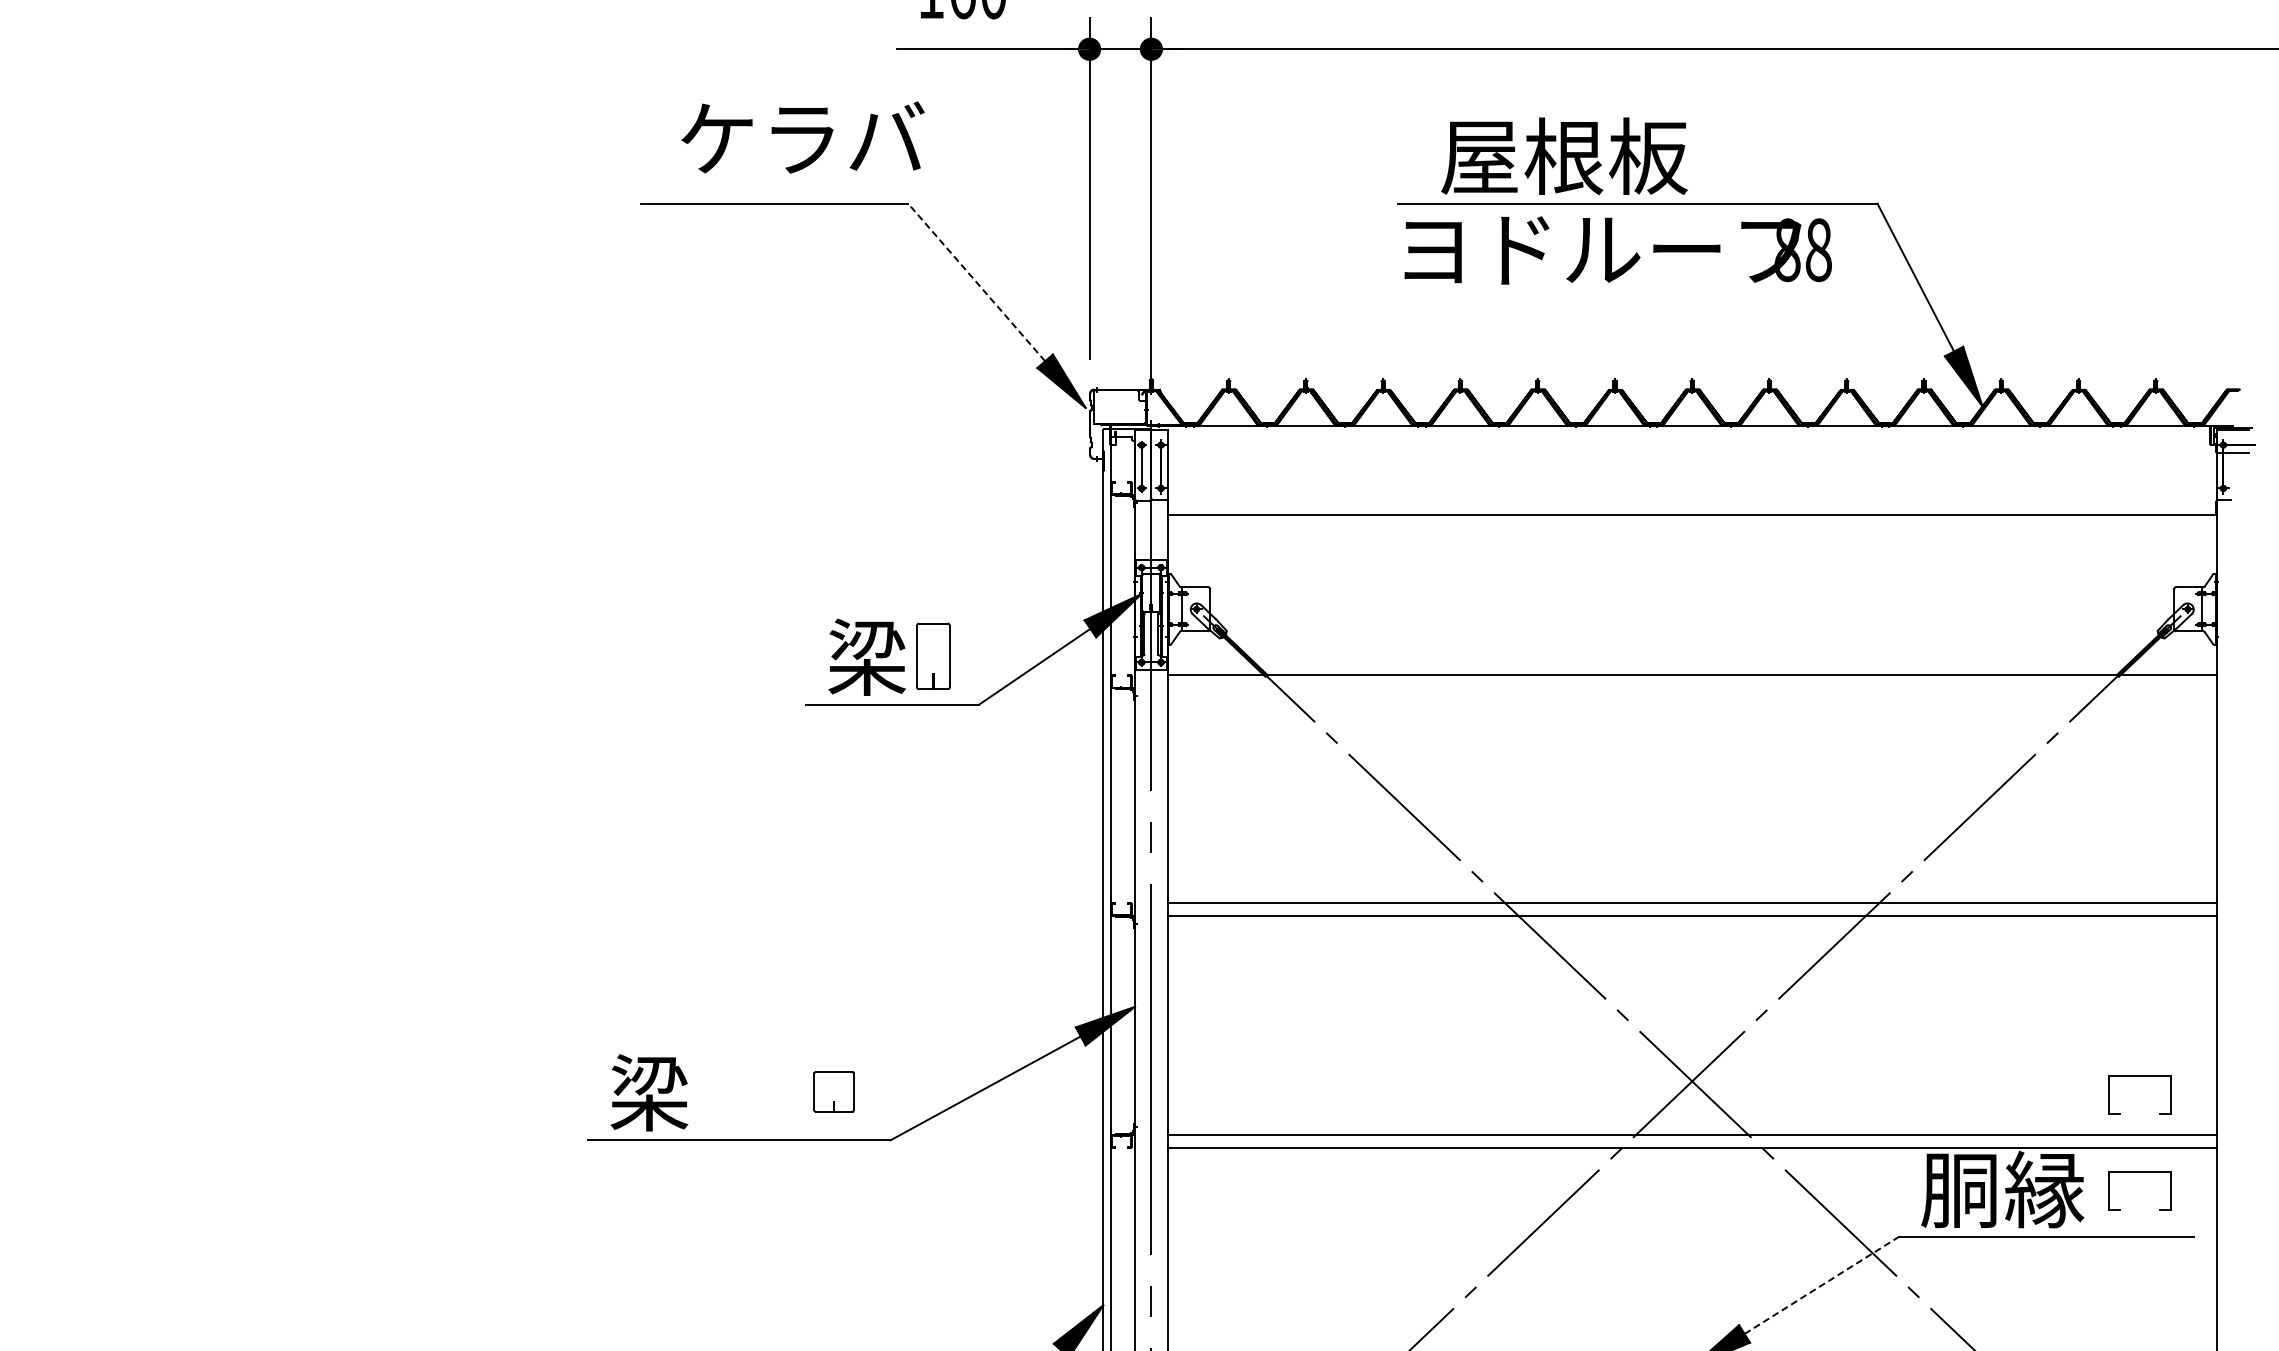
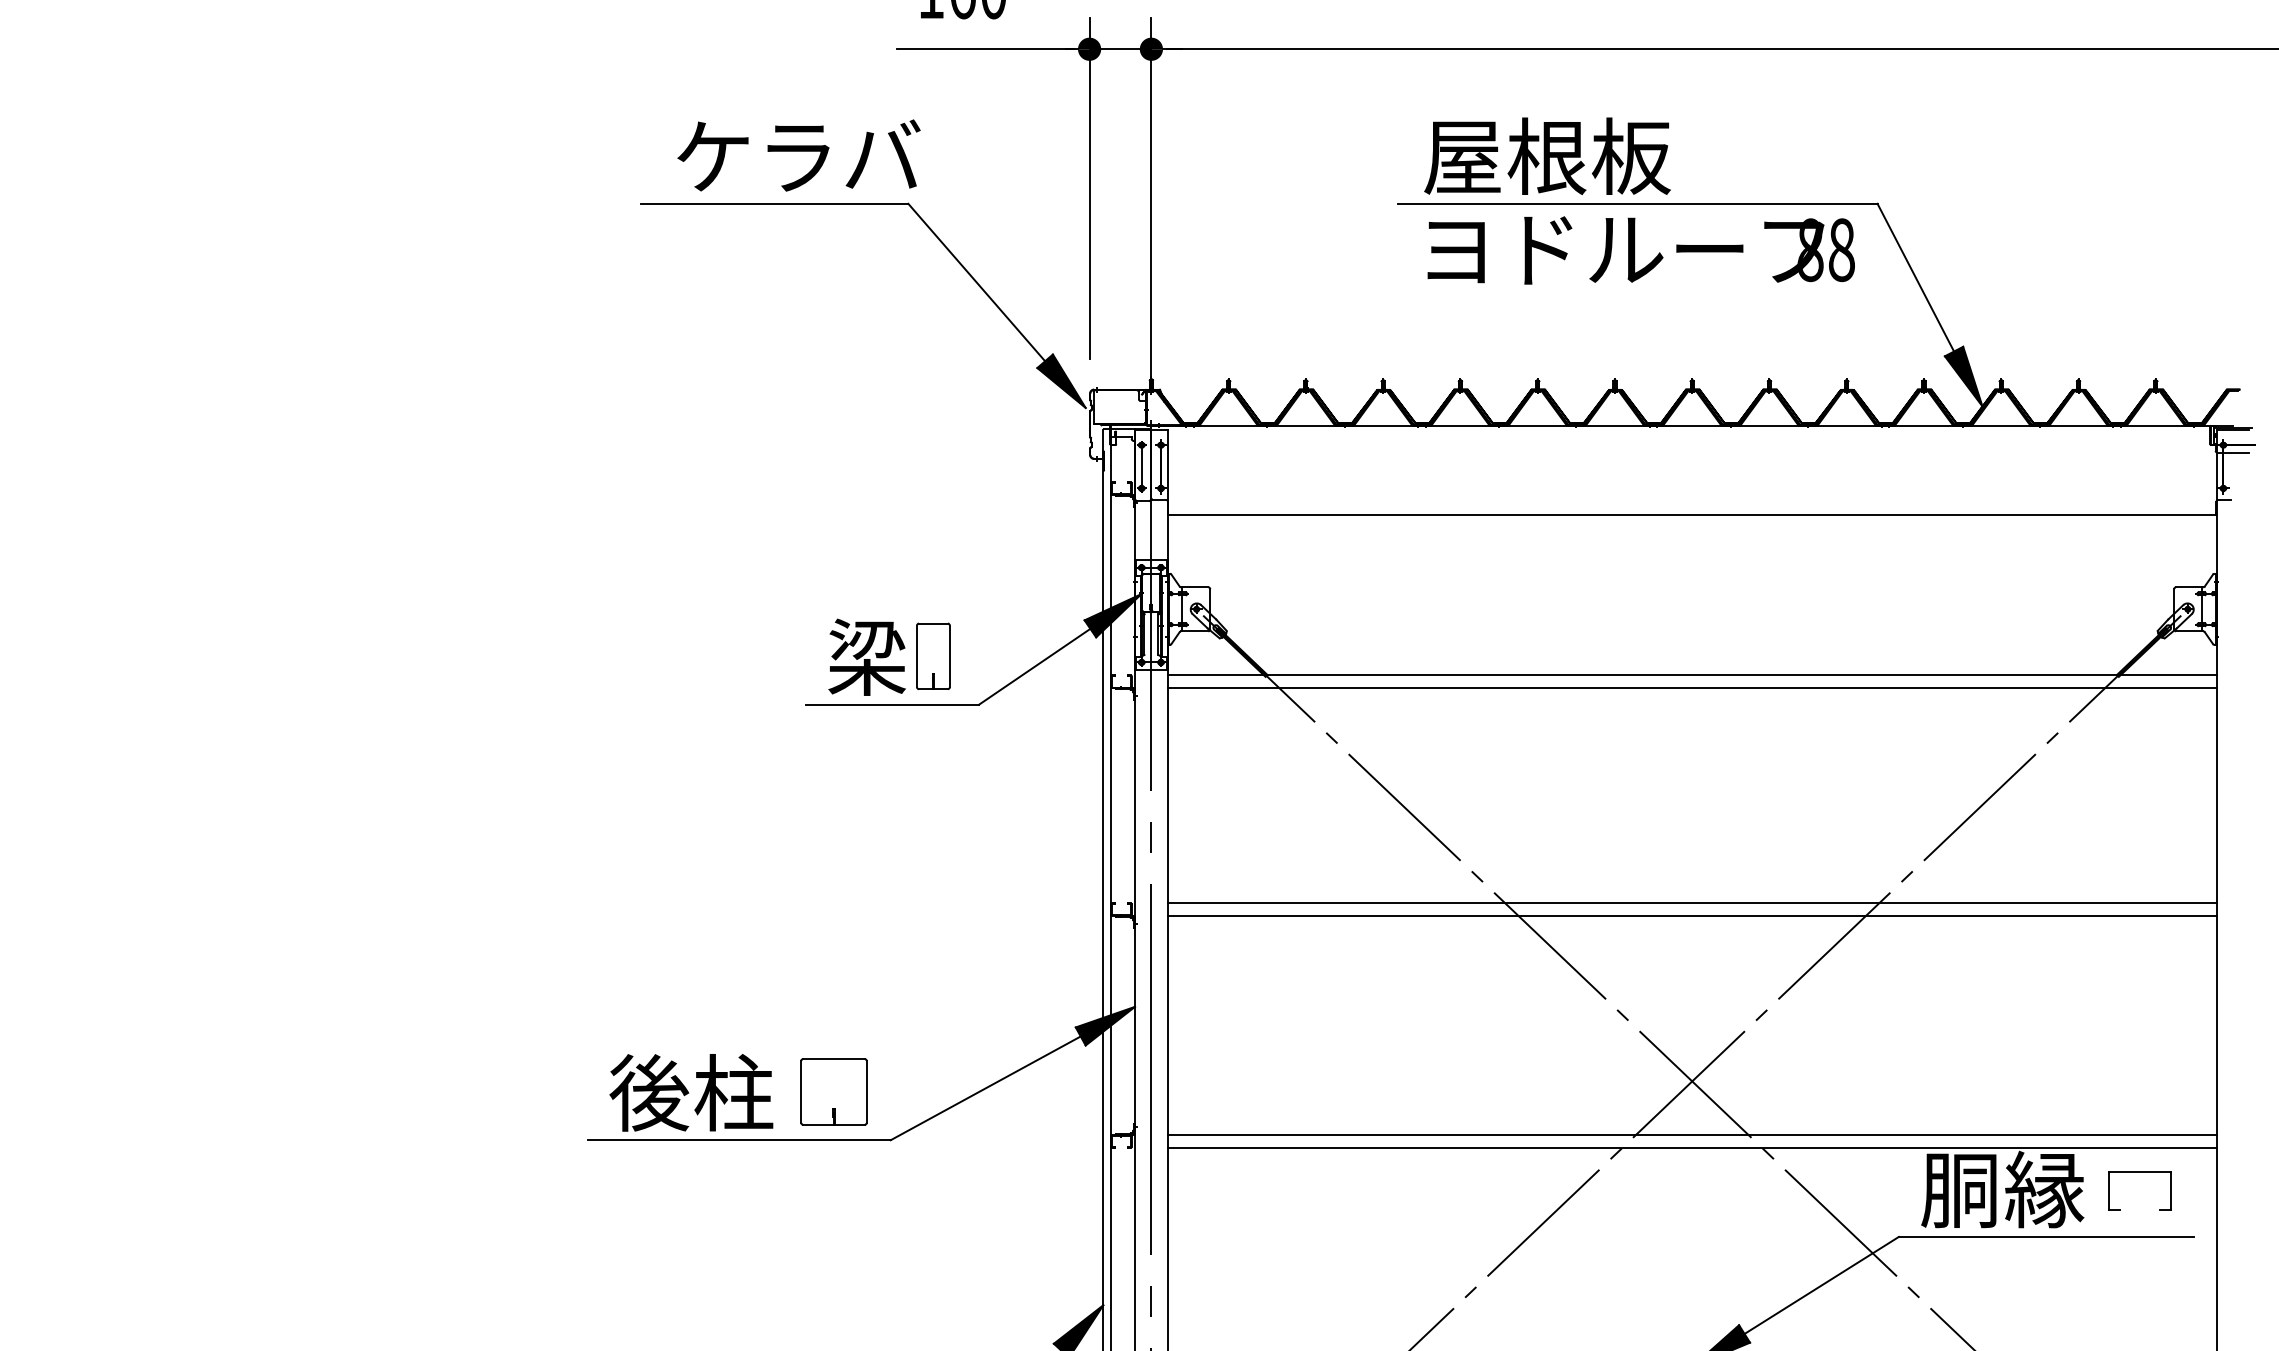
text position: (802, 137) -> (798, 155) (798, 155)
text position: (1564, 156) -> (1547, 156) (1547, 156)
text position: (1617, 250) -> (1640, 250) (1640, 250)
line: dashed -> solid (976, 282)
line: none -> present (1691, 688)
part: present -> none (2139, 1076)
part size: 42x42 px -> 68x68 px (833, 1091)
text: 梁 -> 後柱 (691, 1092)
line: dashed -> solid (1822, 1285)
